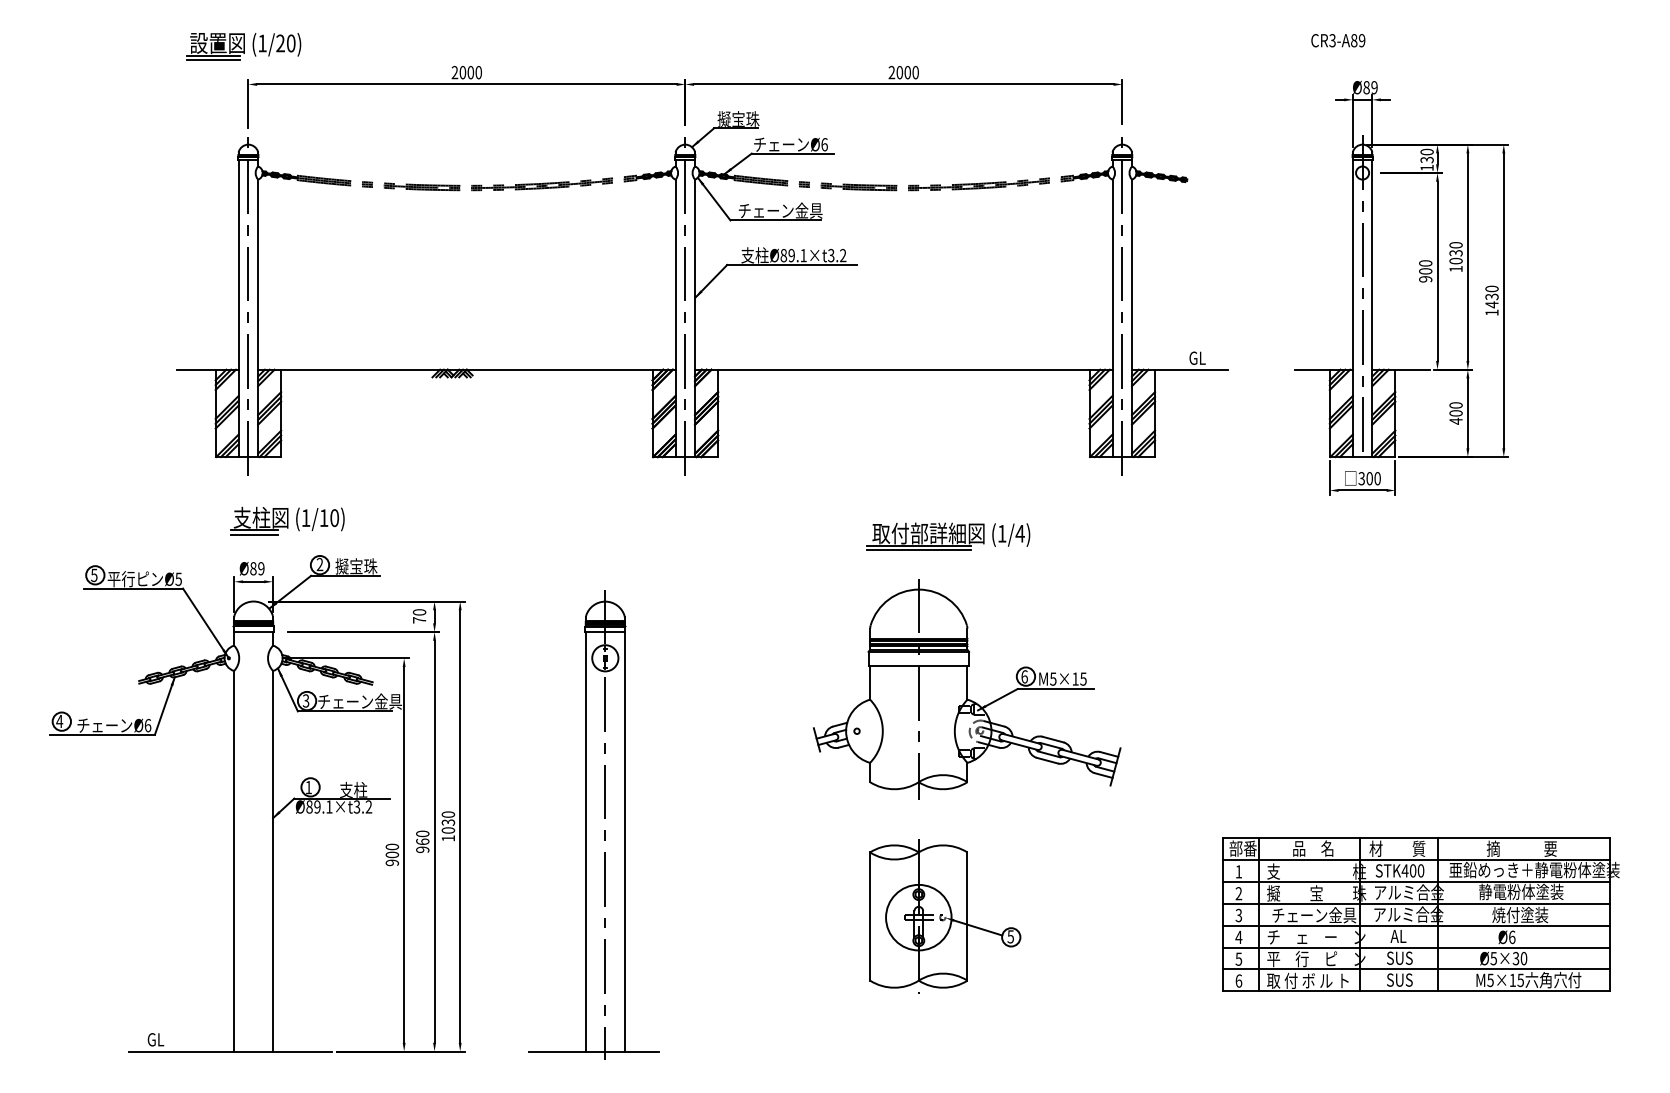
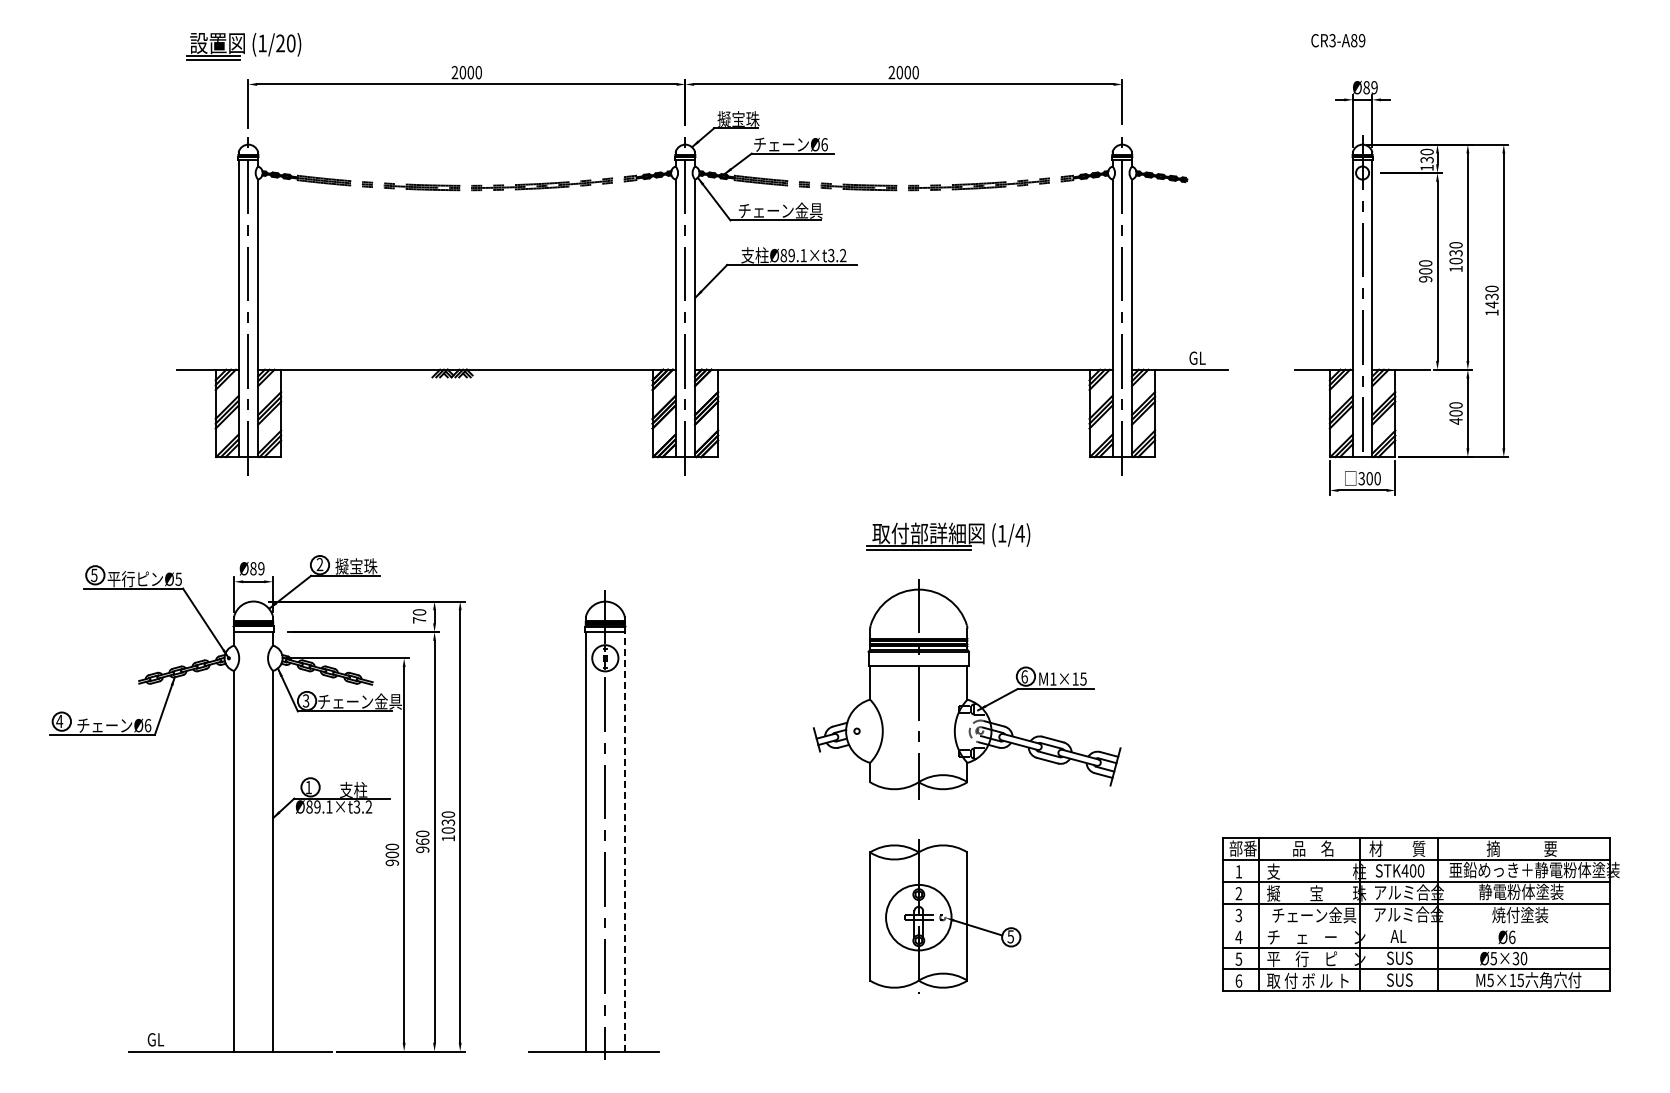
part: present -> none (287, 520)
text: M5×15 -> M1×15 (1053, 678)
line: solid -> dashed (624, 841)
line: present -> none (1415, 925)
